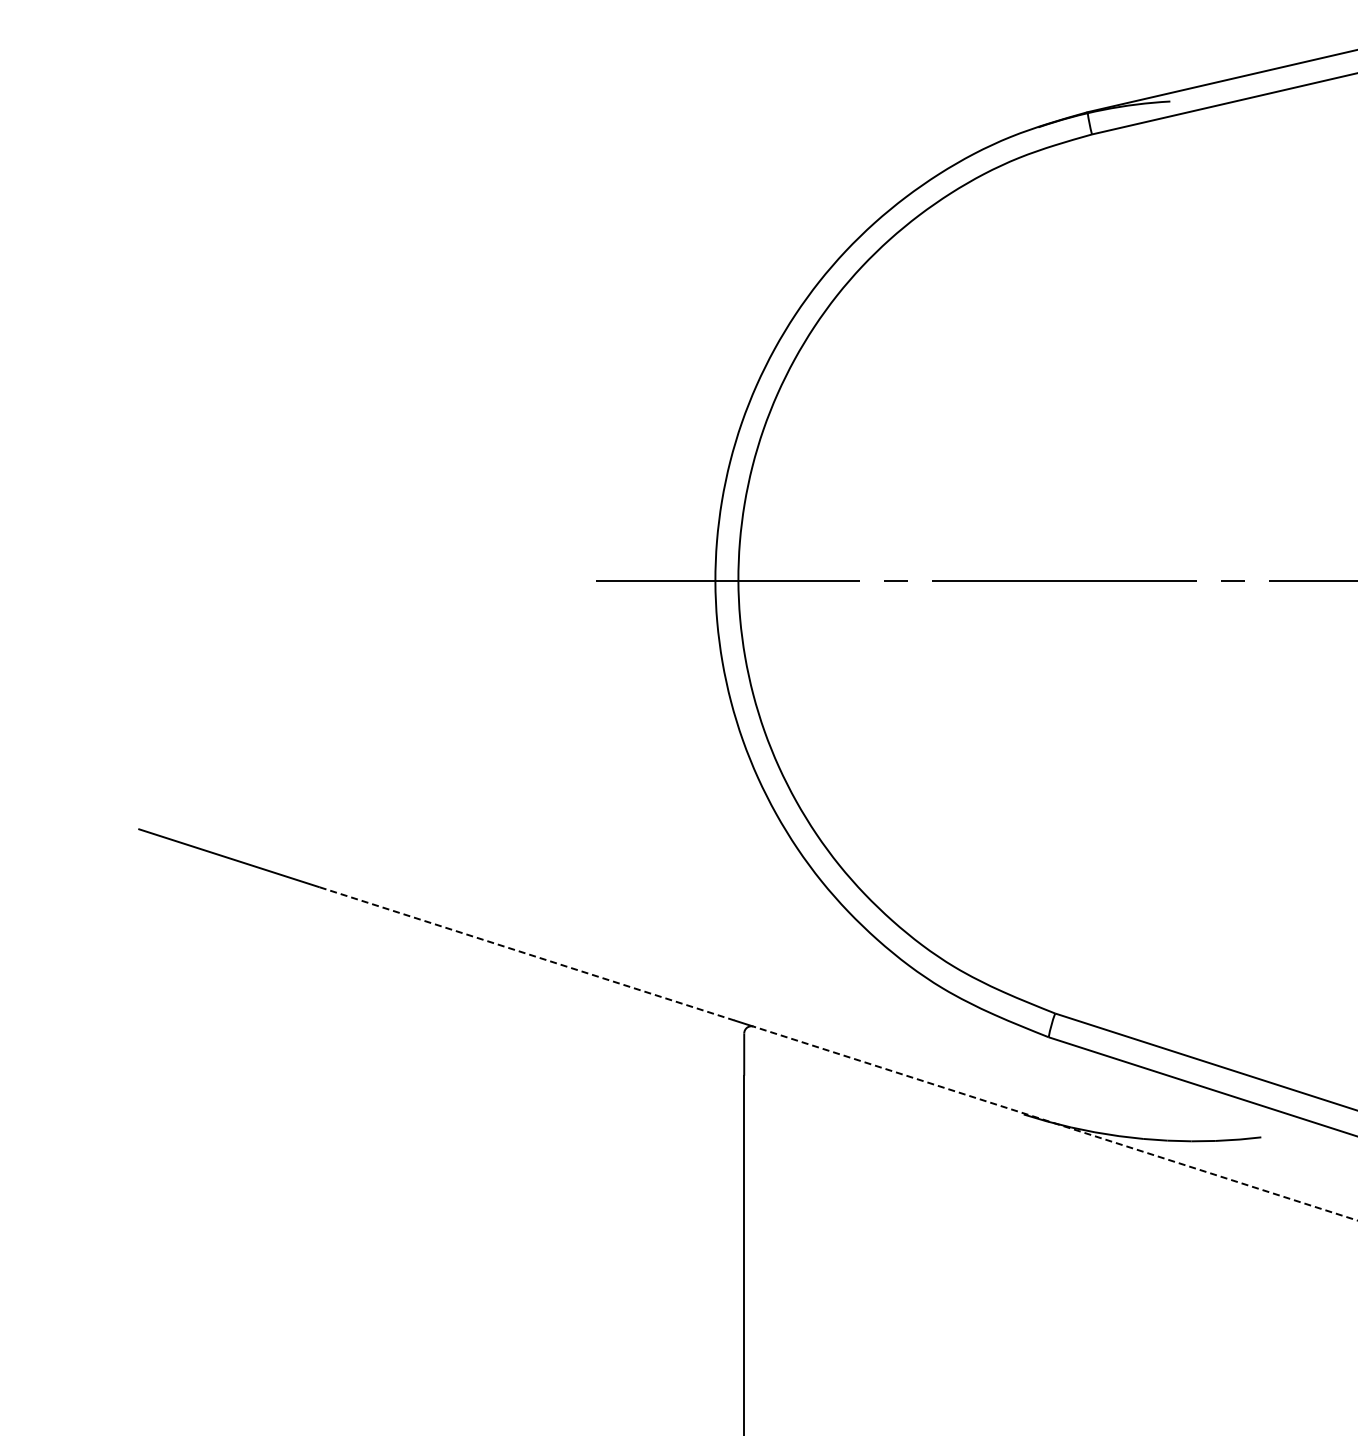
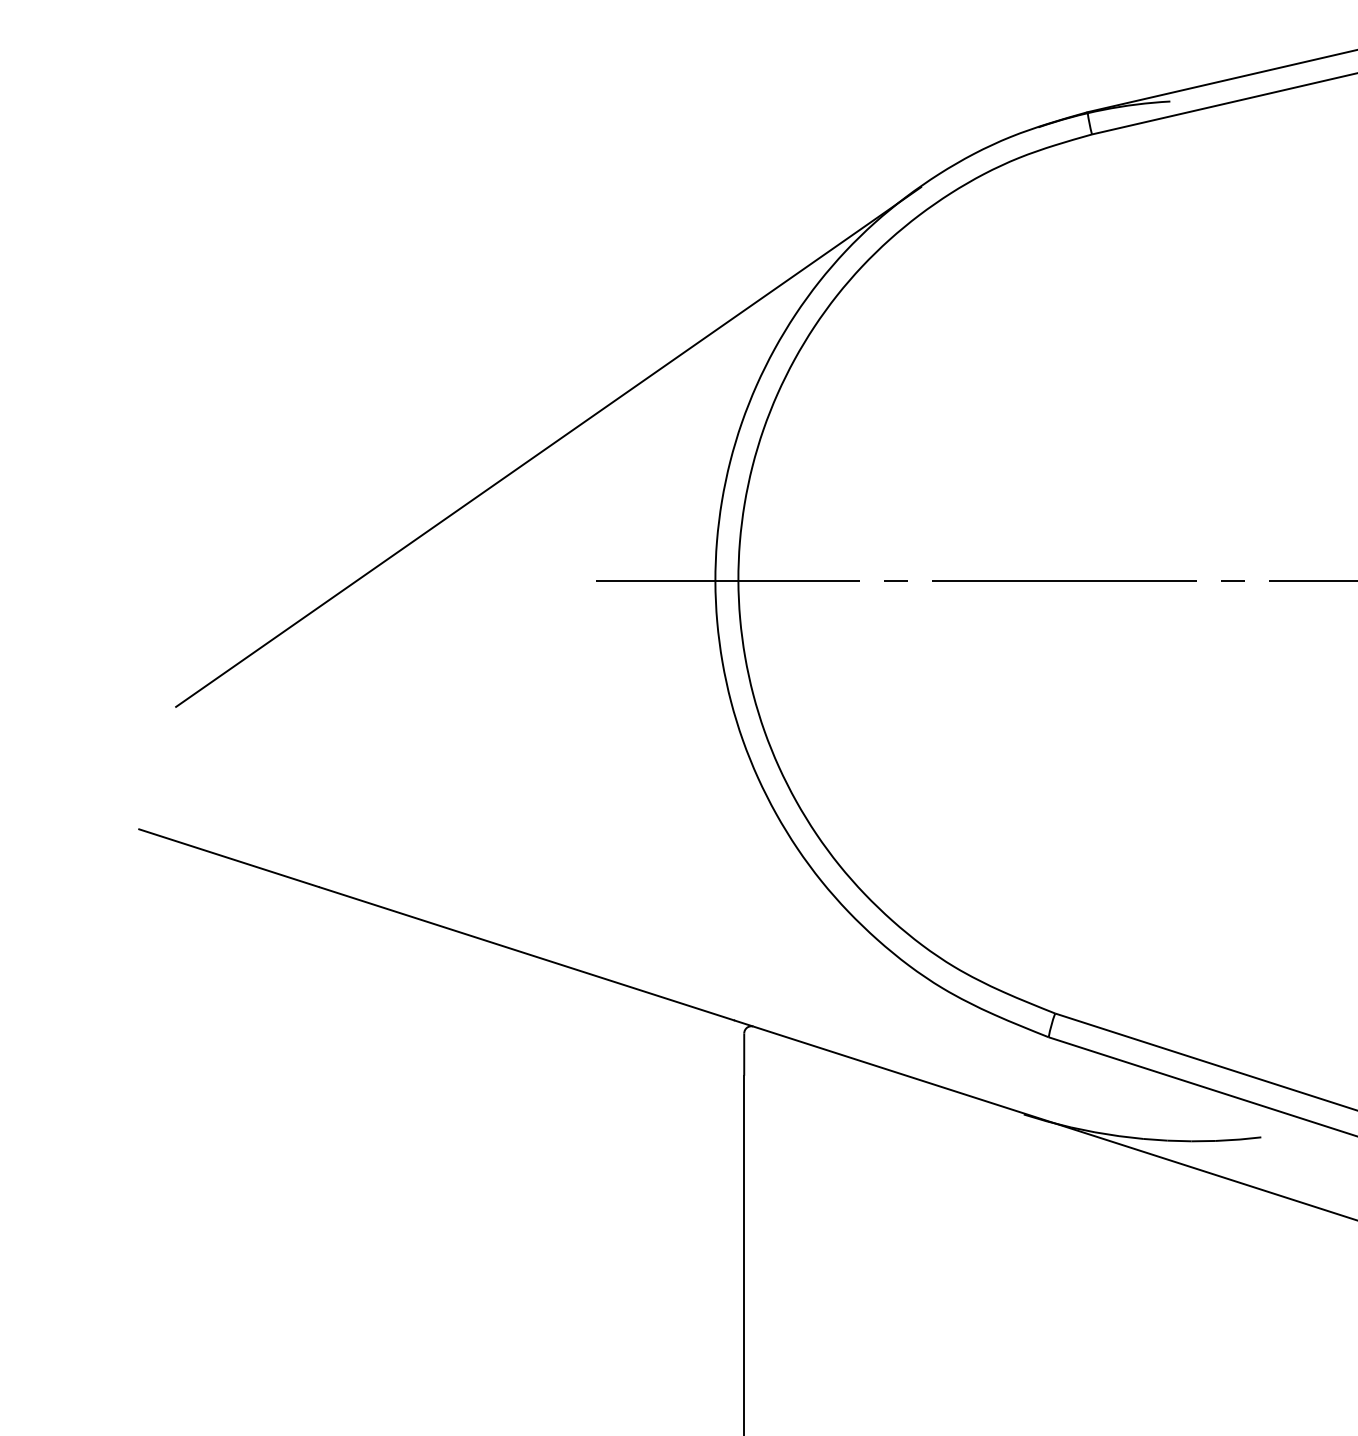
line: none -> present (548, 446)
line: dashed -> solid (526, 953)
line: dashed -> solid (1055, 1123)
